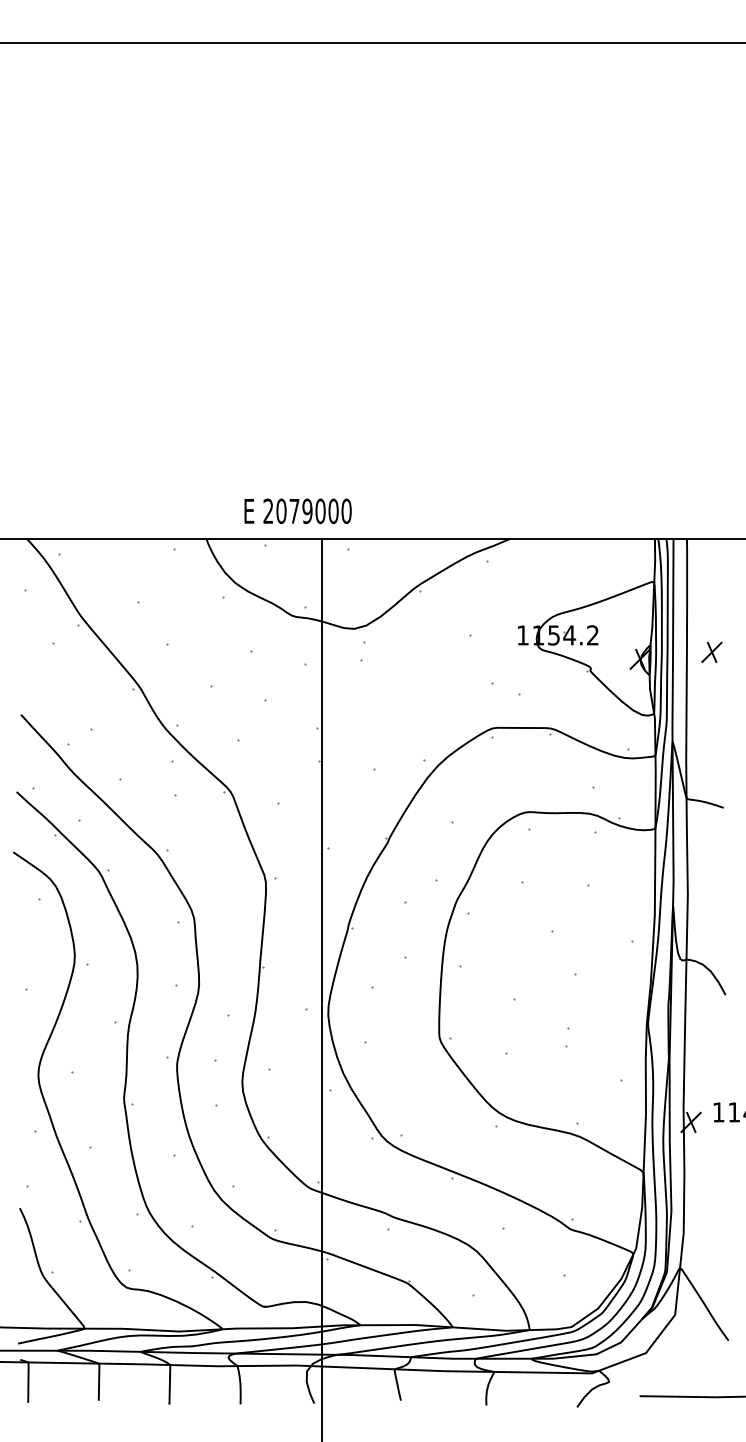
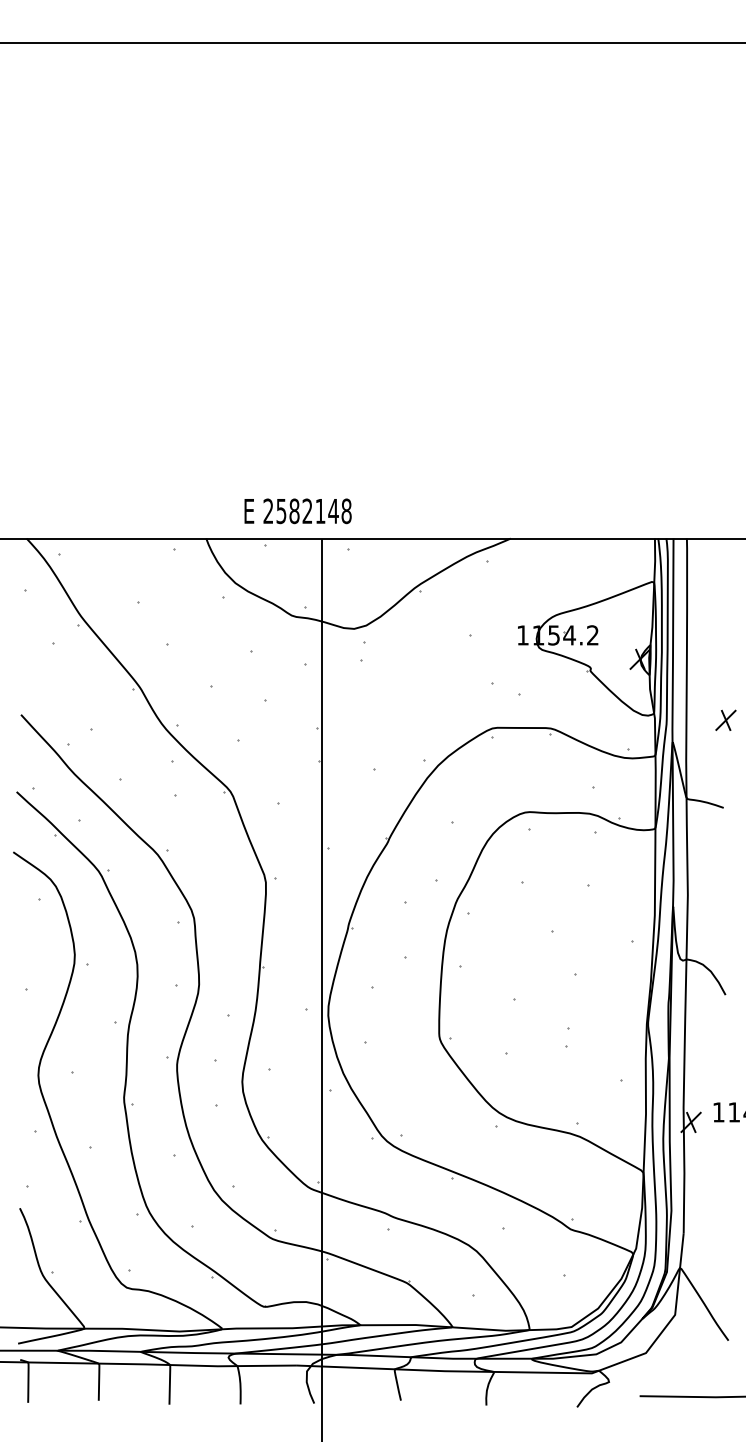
text: 2079000 -> 2582148 (313, 511)
part position: (711, 651) -> (725, 719) (725, 719)
